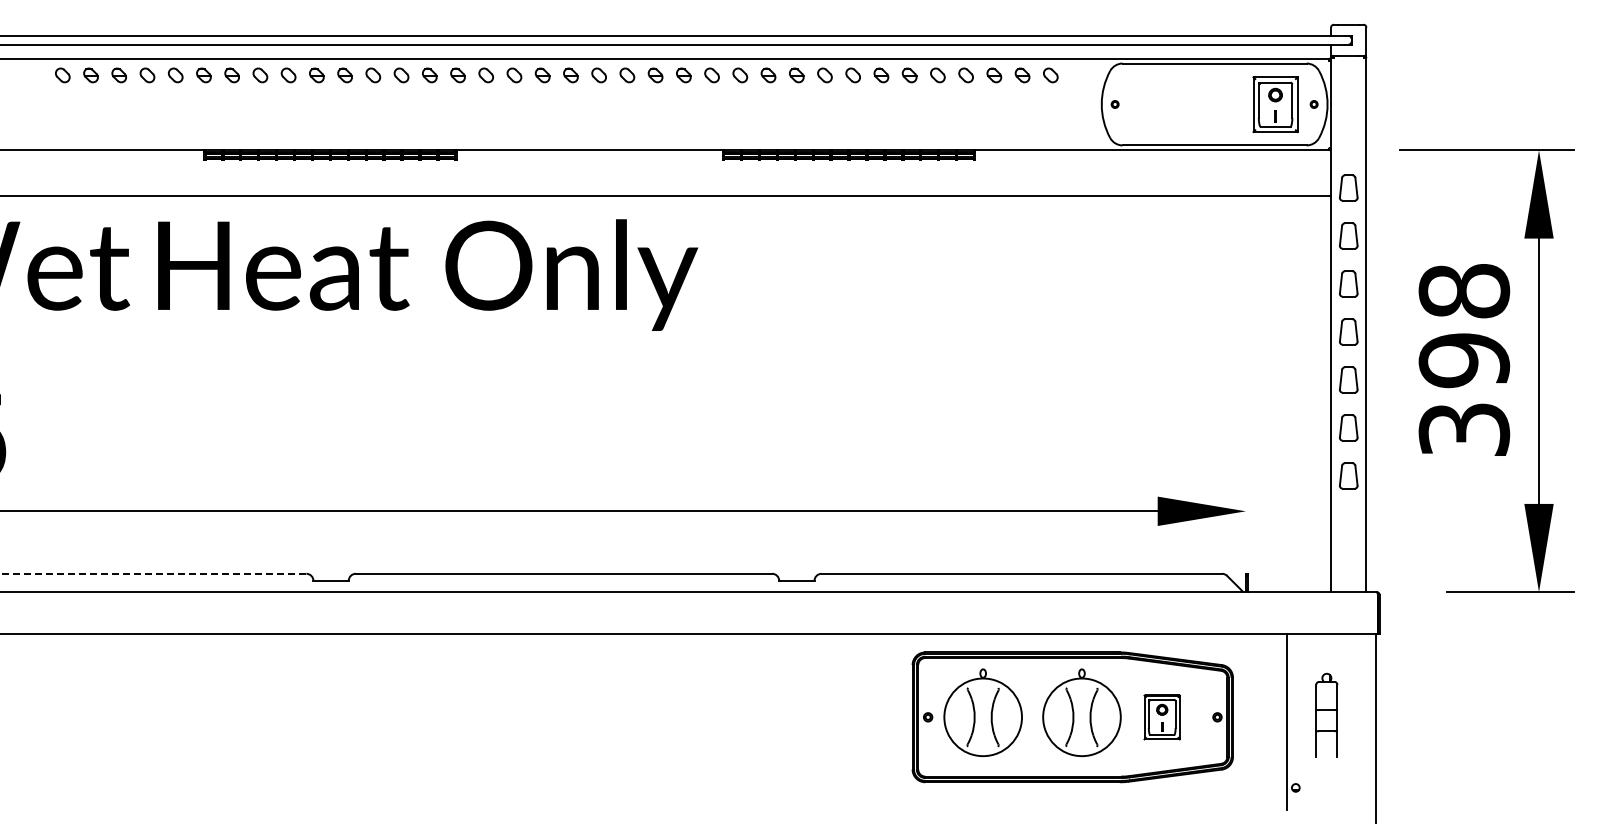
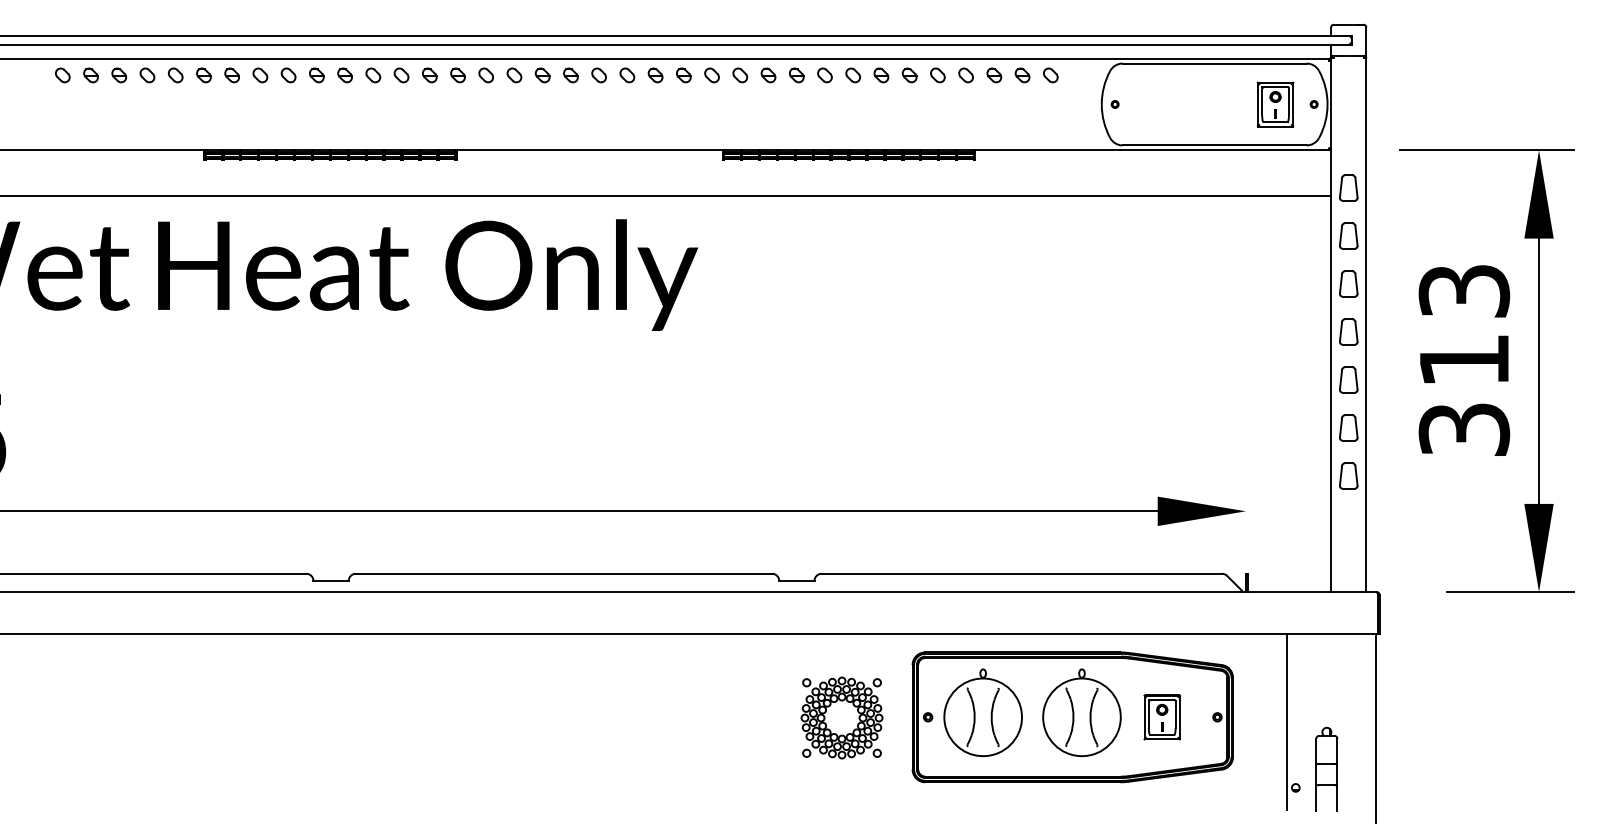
part size: 47x58 px -> 39x47 px (1275, 104)
text: 398 -> 313 (1464, 326)
line: dashed -> solid (153, 573)
part position: (1326, 714) -> (1326, 768) (1326, 768)
part: none -> present (841, 717)
